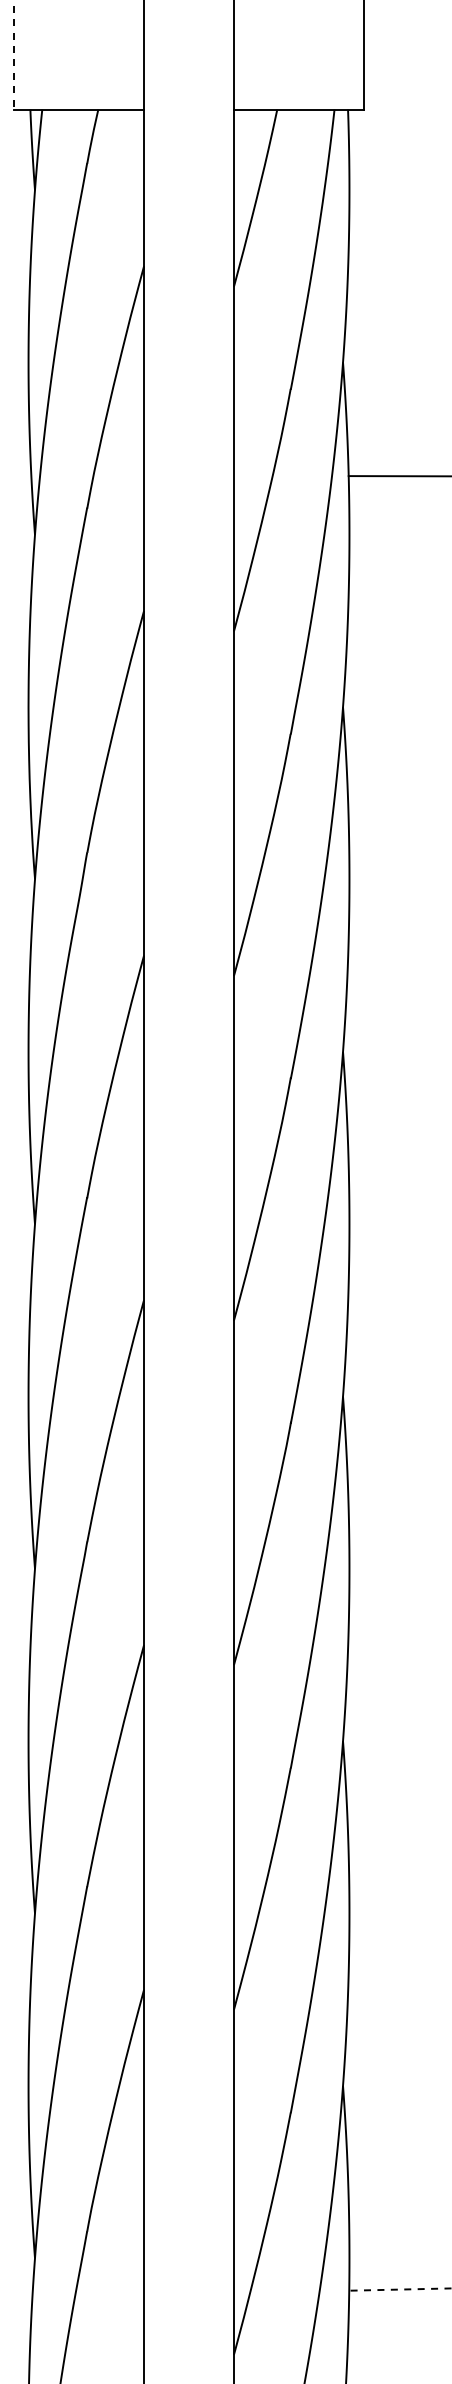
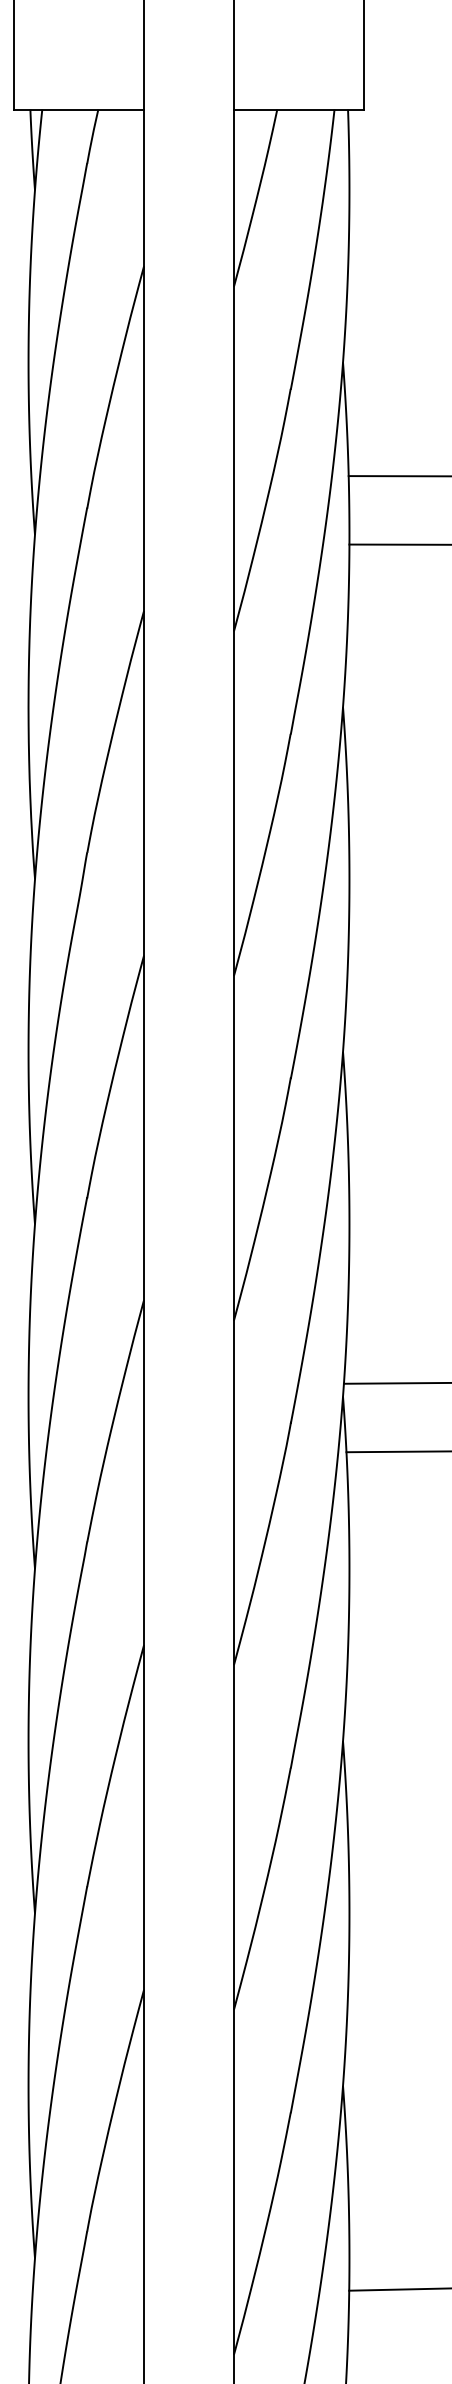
line: dashed -> solid (13, 55)
line: none -> present (398, 544)
line: none -> present (395, 1382)
line: none -> present (397, 1451)
line: dashed -> solid (400, 2289)
